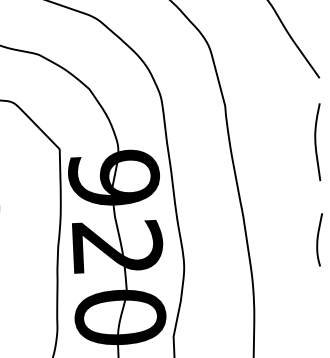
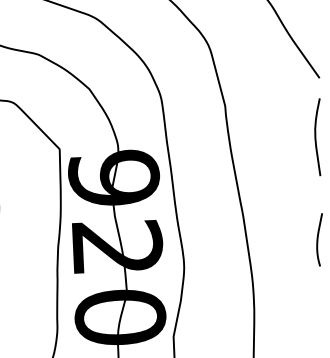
curve position: (316, 142) -> (316, 137) (316, 137)
